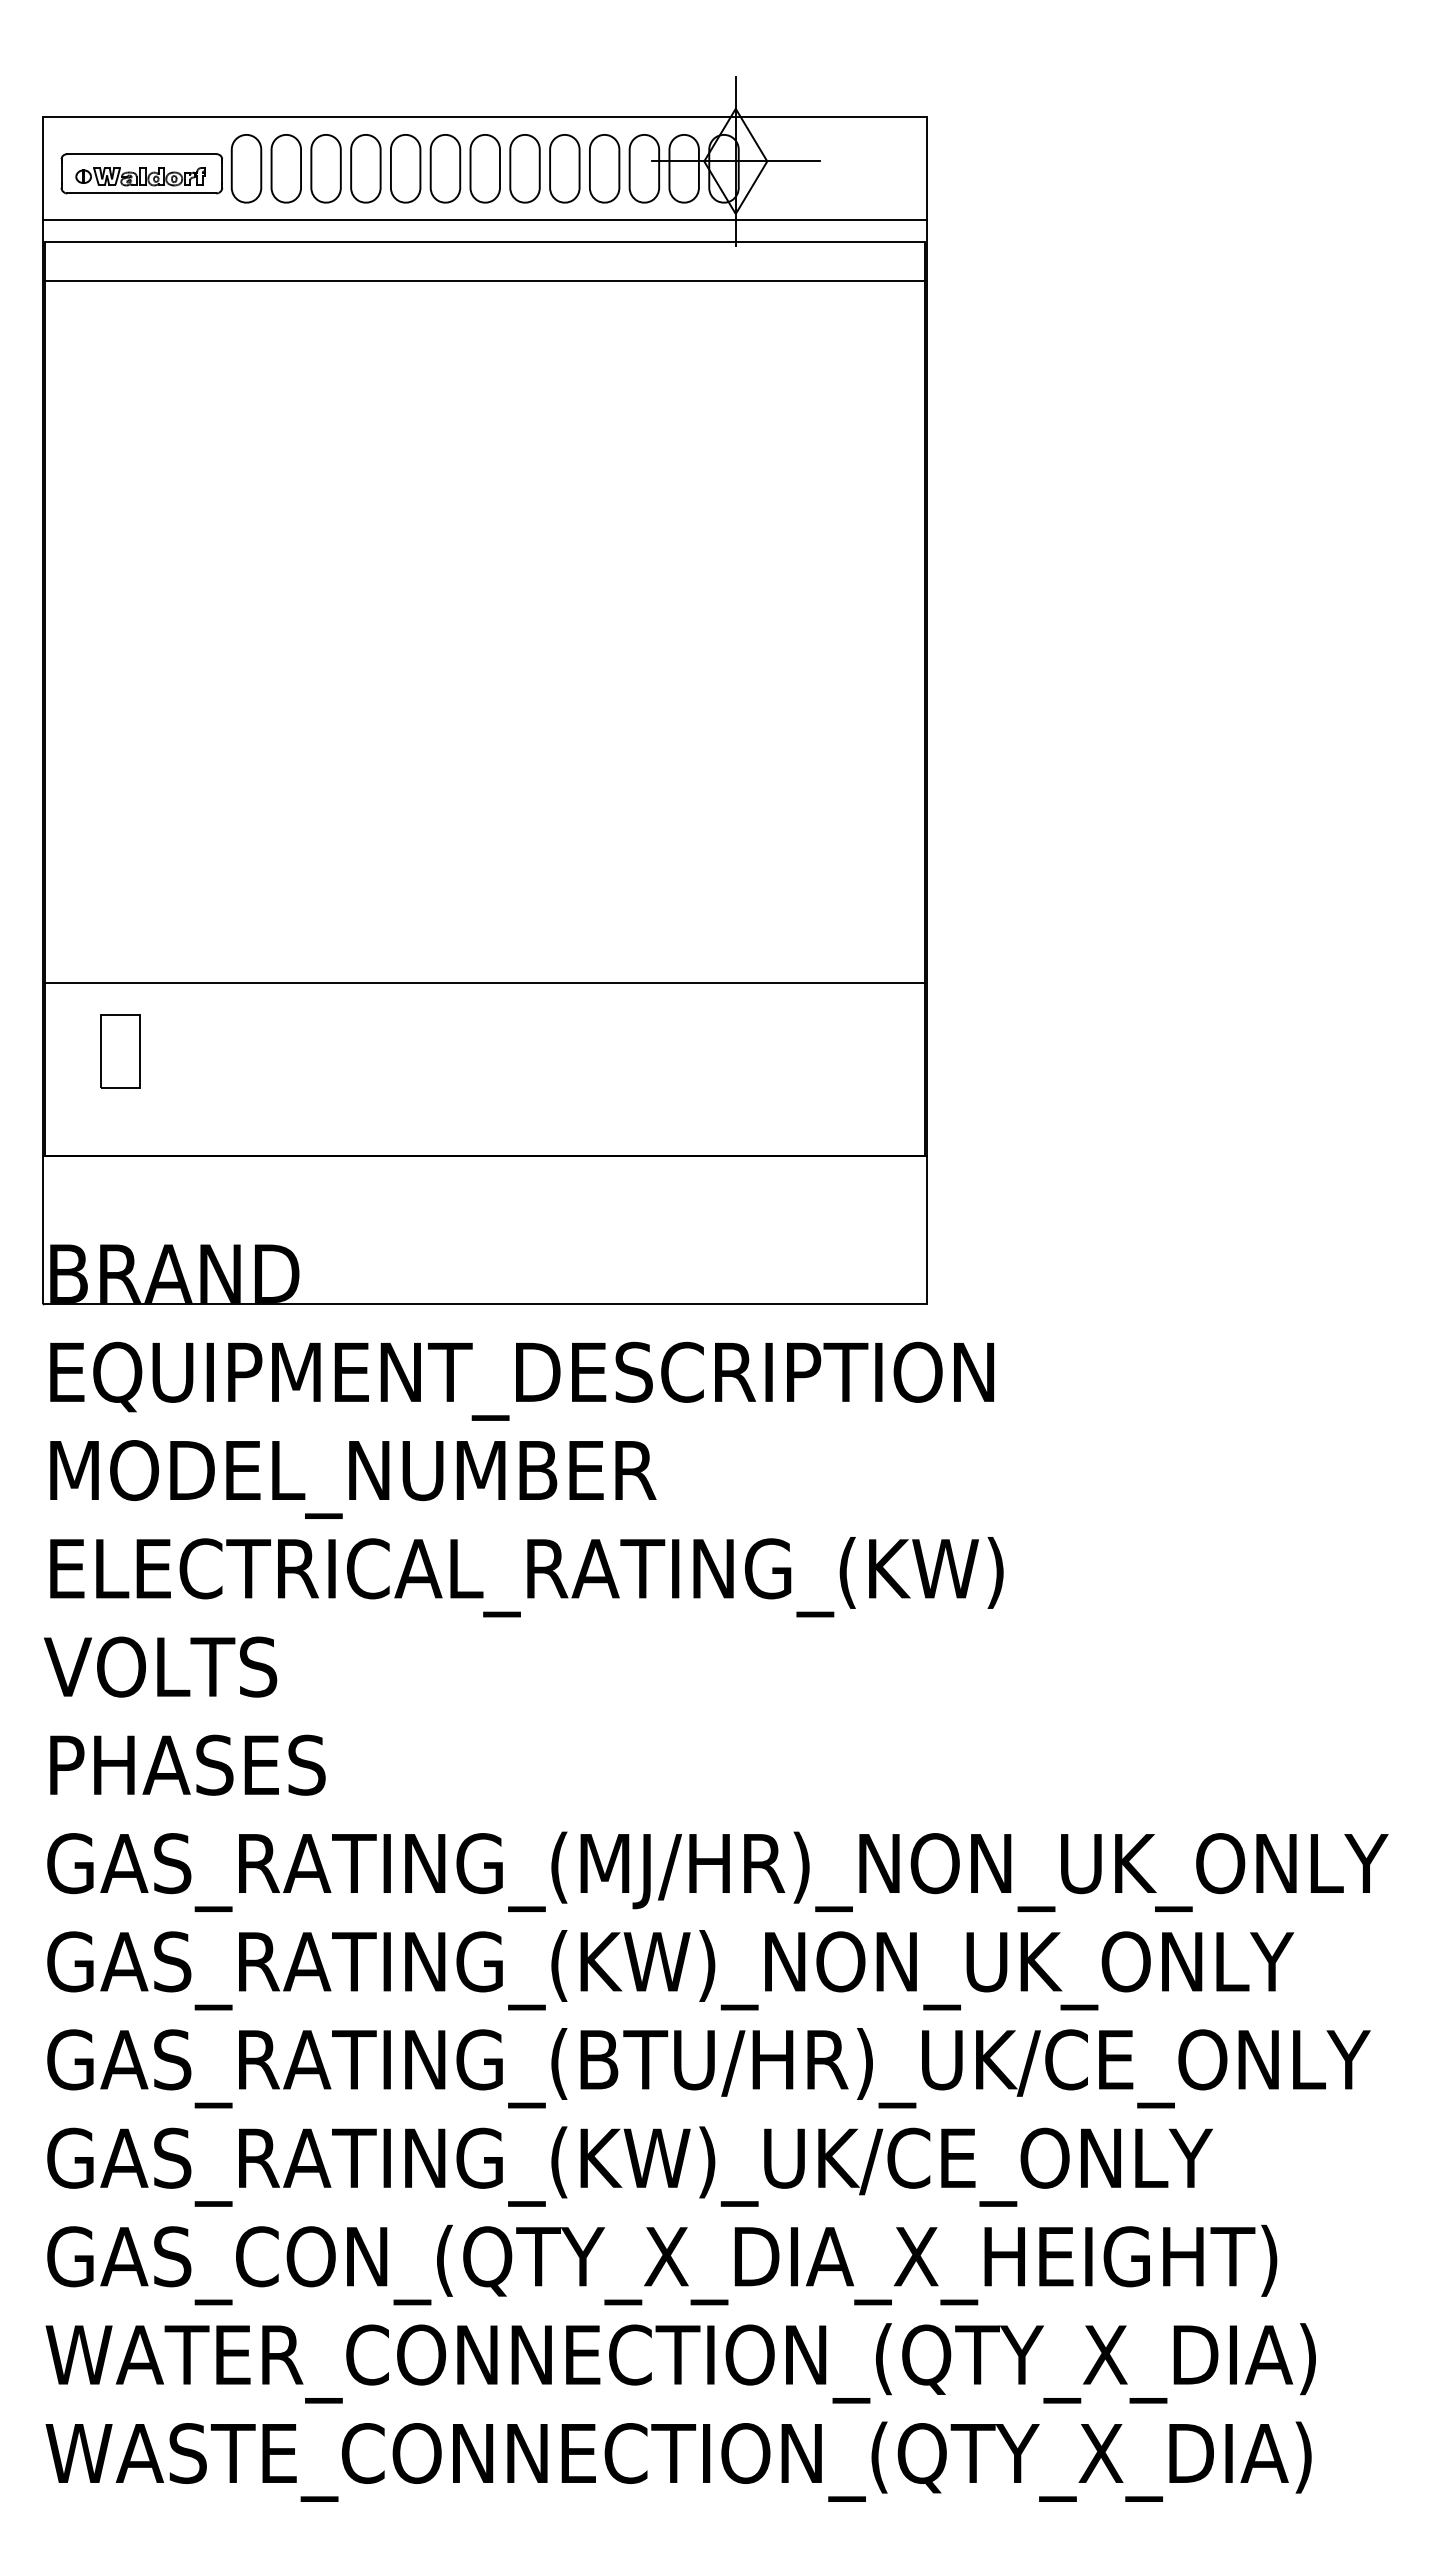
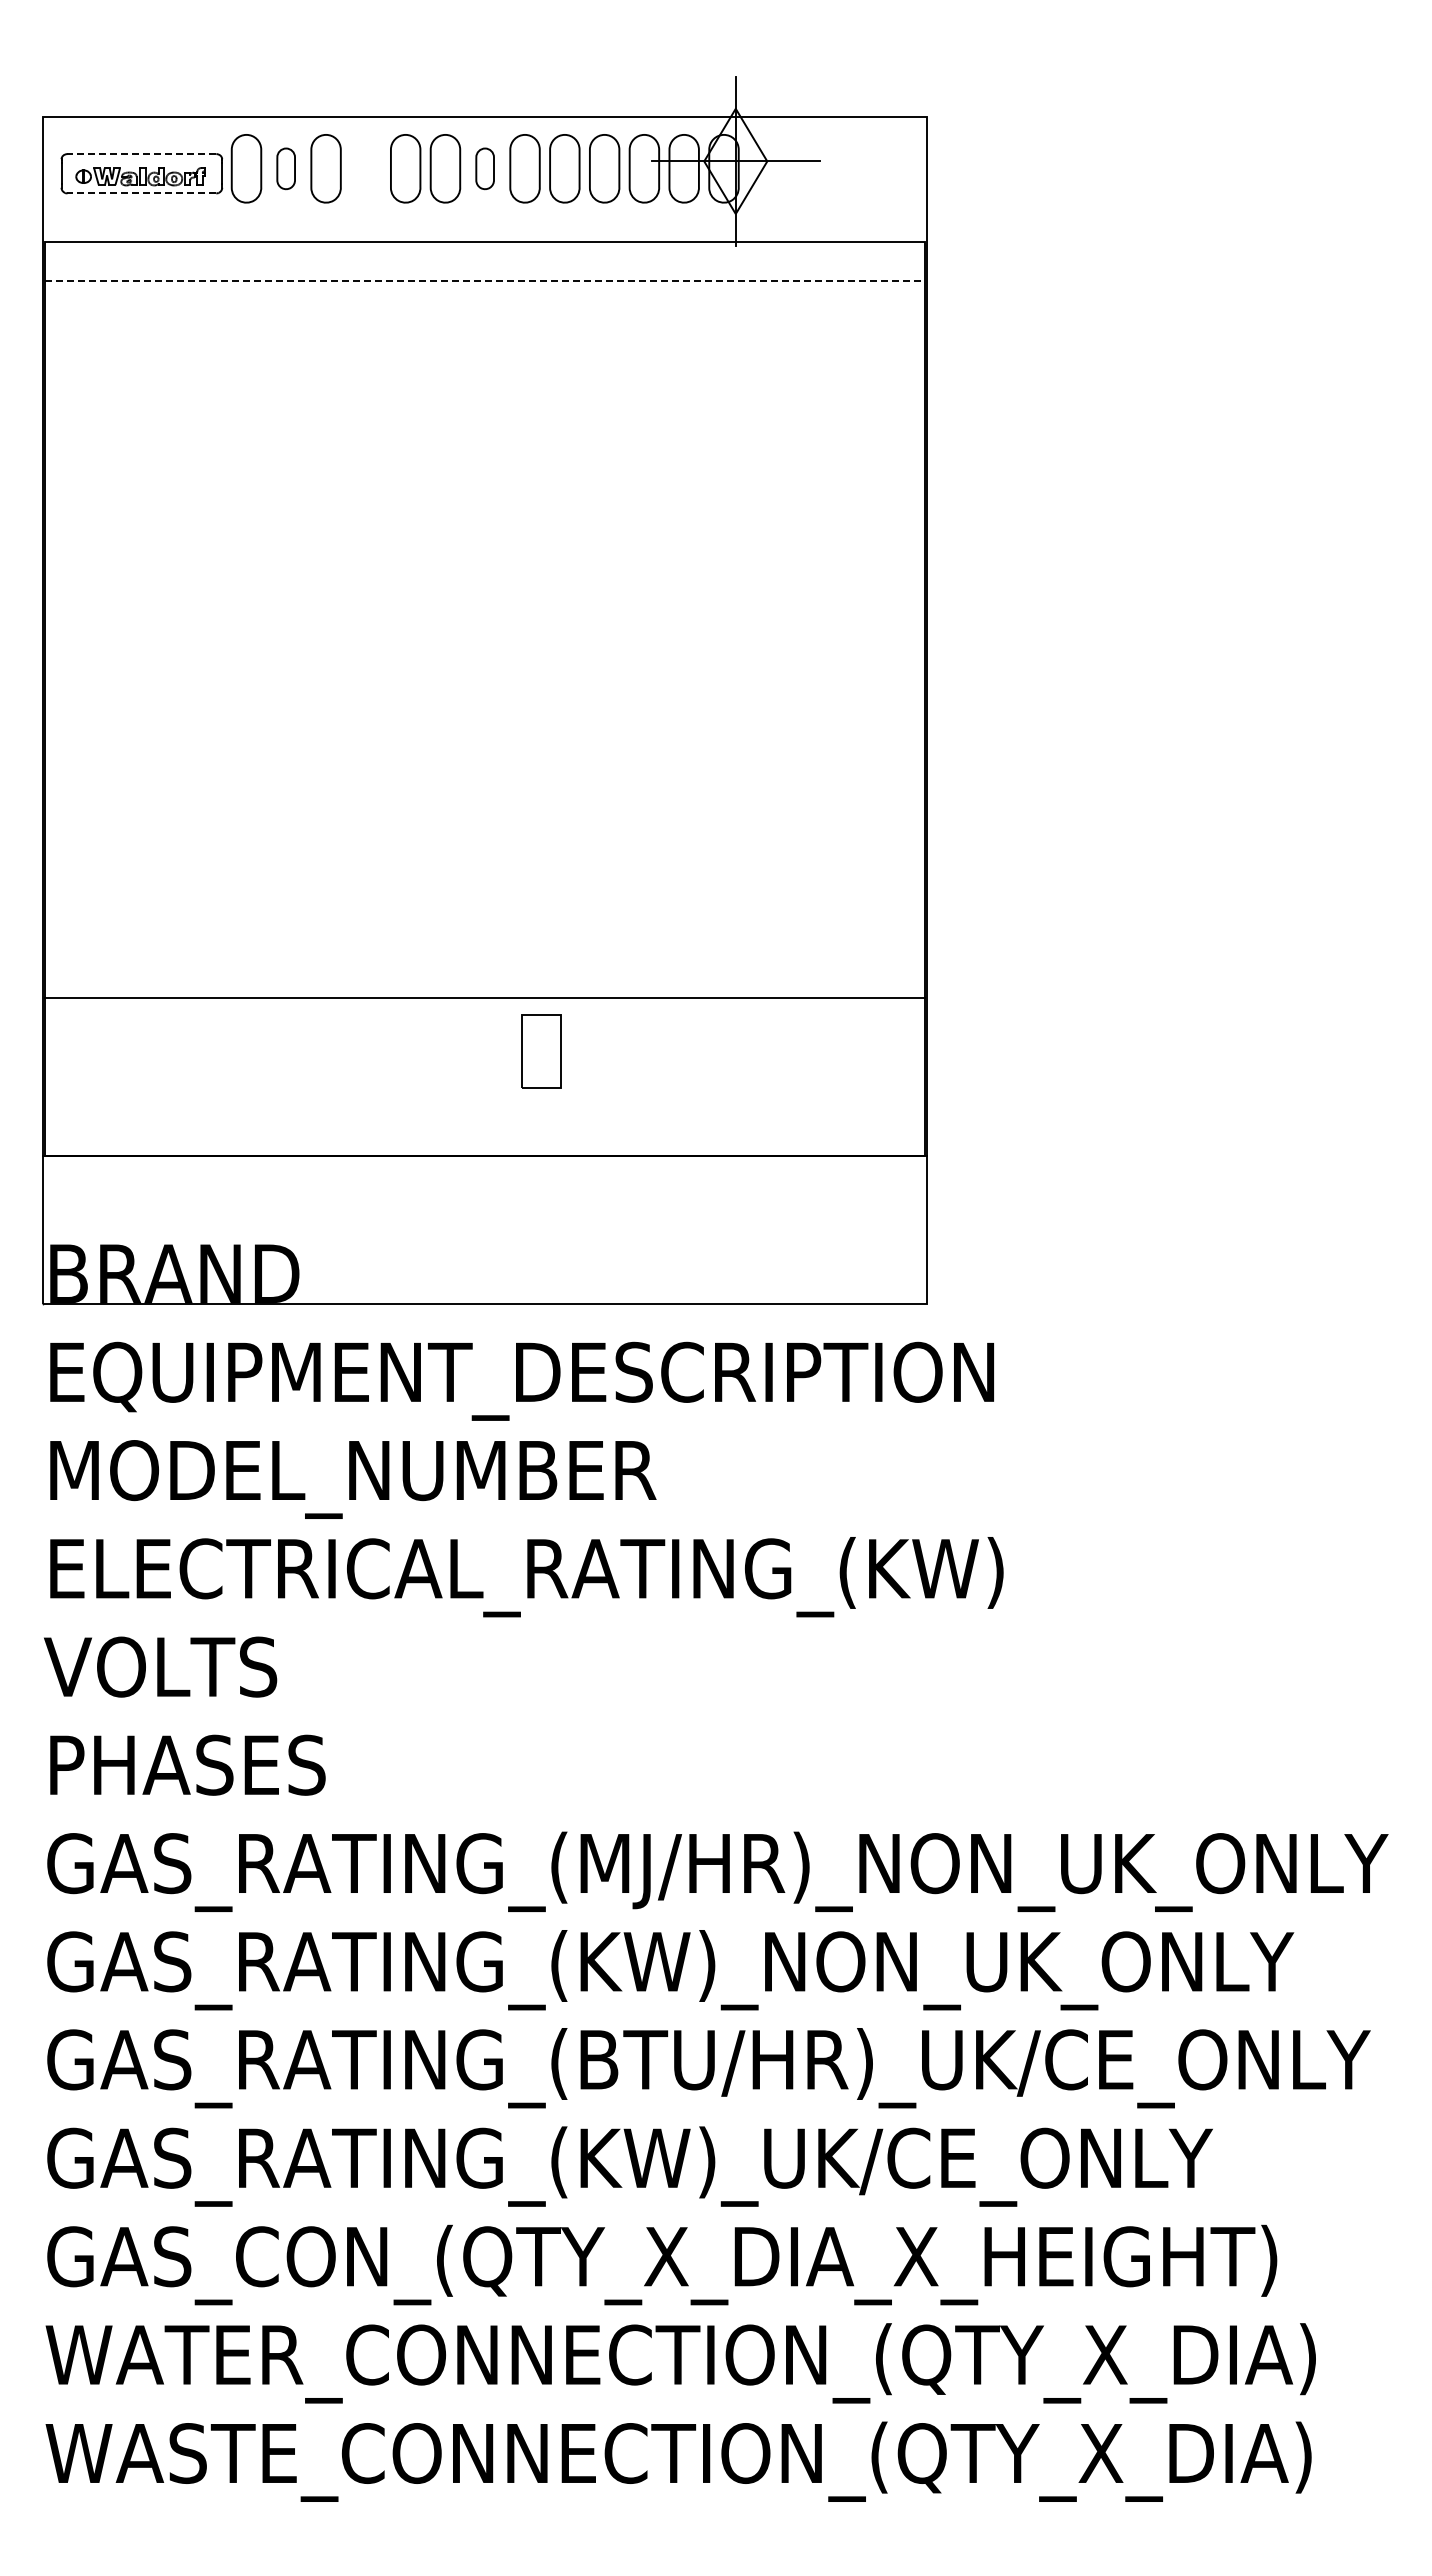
line: solid -> dashed (141, 154)
part size: 32x70 px -> 20x44 px (285, 168)
part: present -> none (365, 168)
part size: 32x70 px -> 20x44 px (484, 168)
line: solid -> dashed (141, 193)
line: present -> none (485, 220)
line: solid -> dashed (485, 280)
line position: (485, 983) -> (485, 998) (485, 998)
part position: (120, 1051) -> (541, 1051) (541, 1051)
